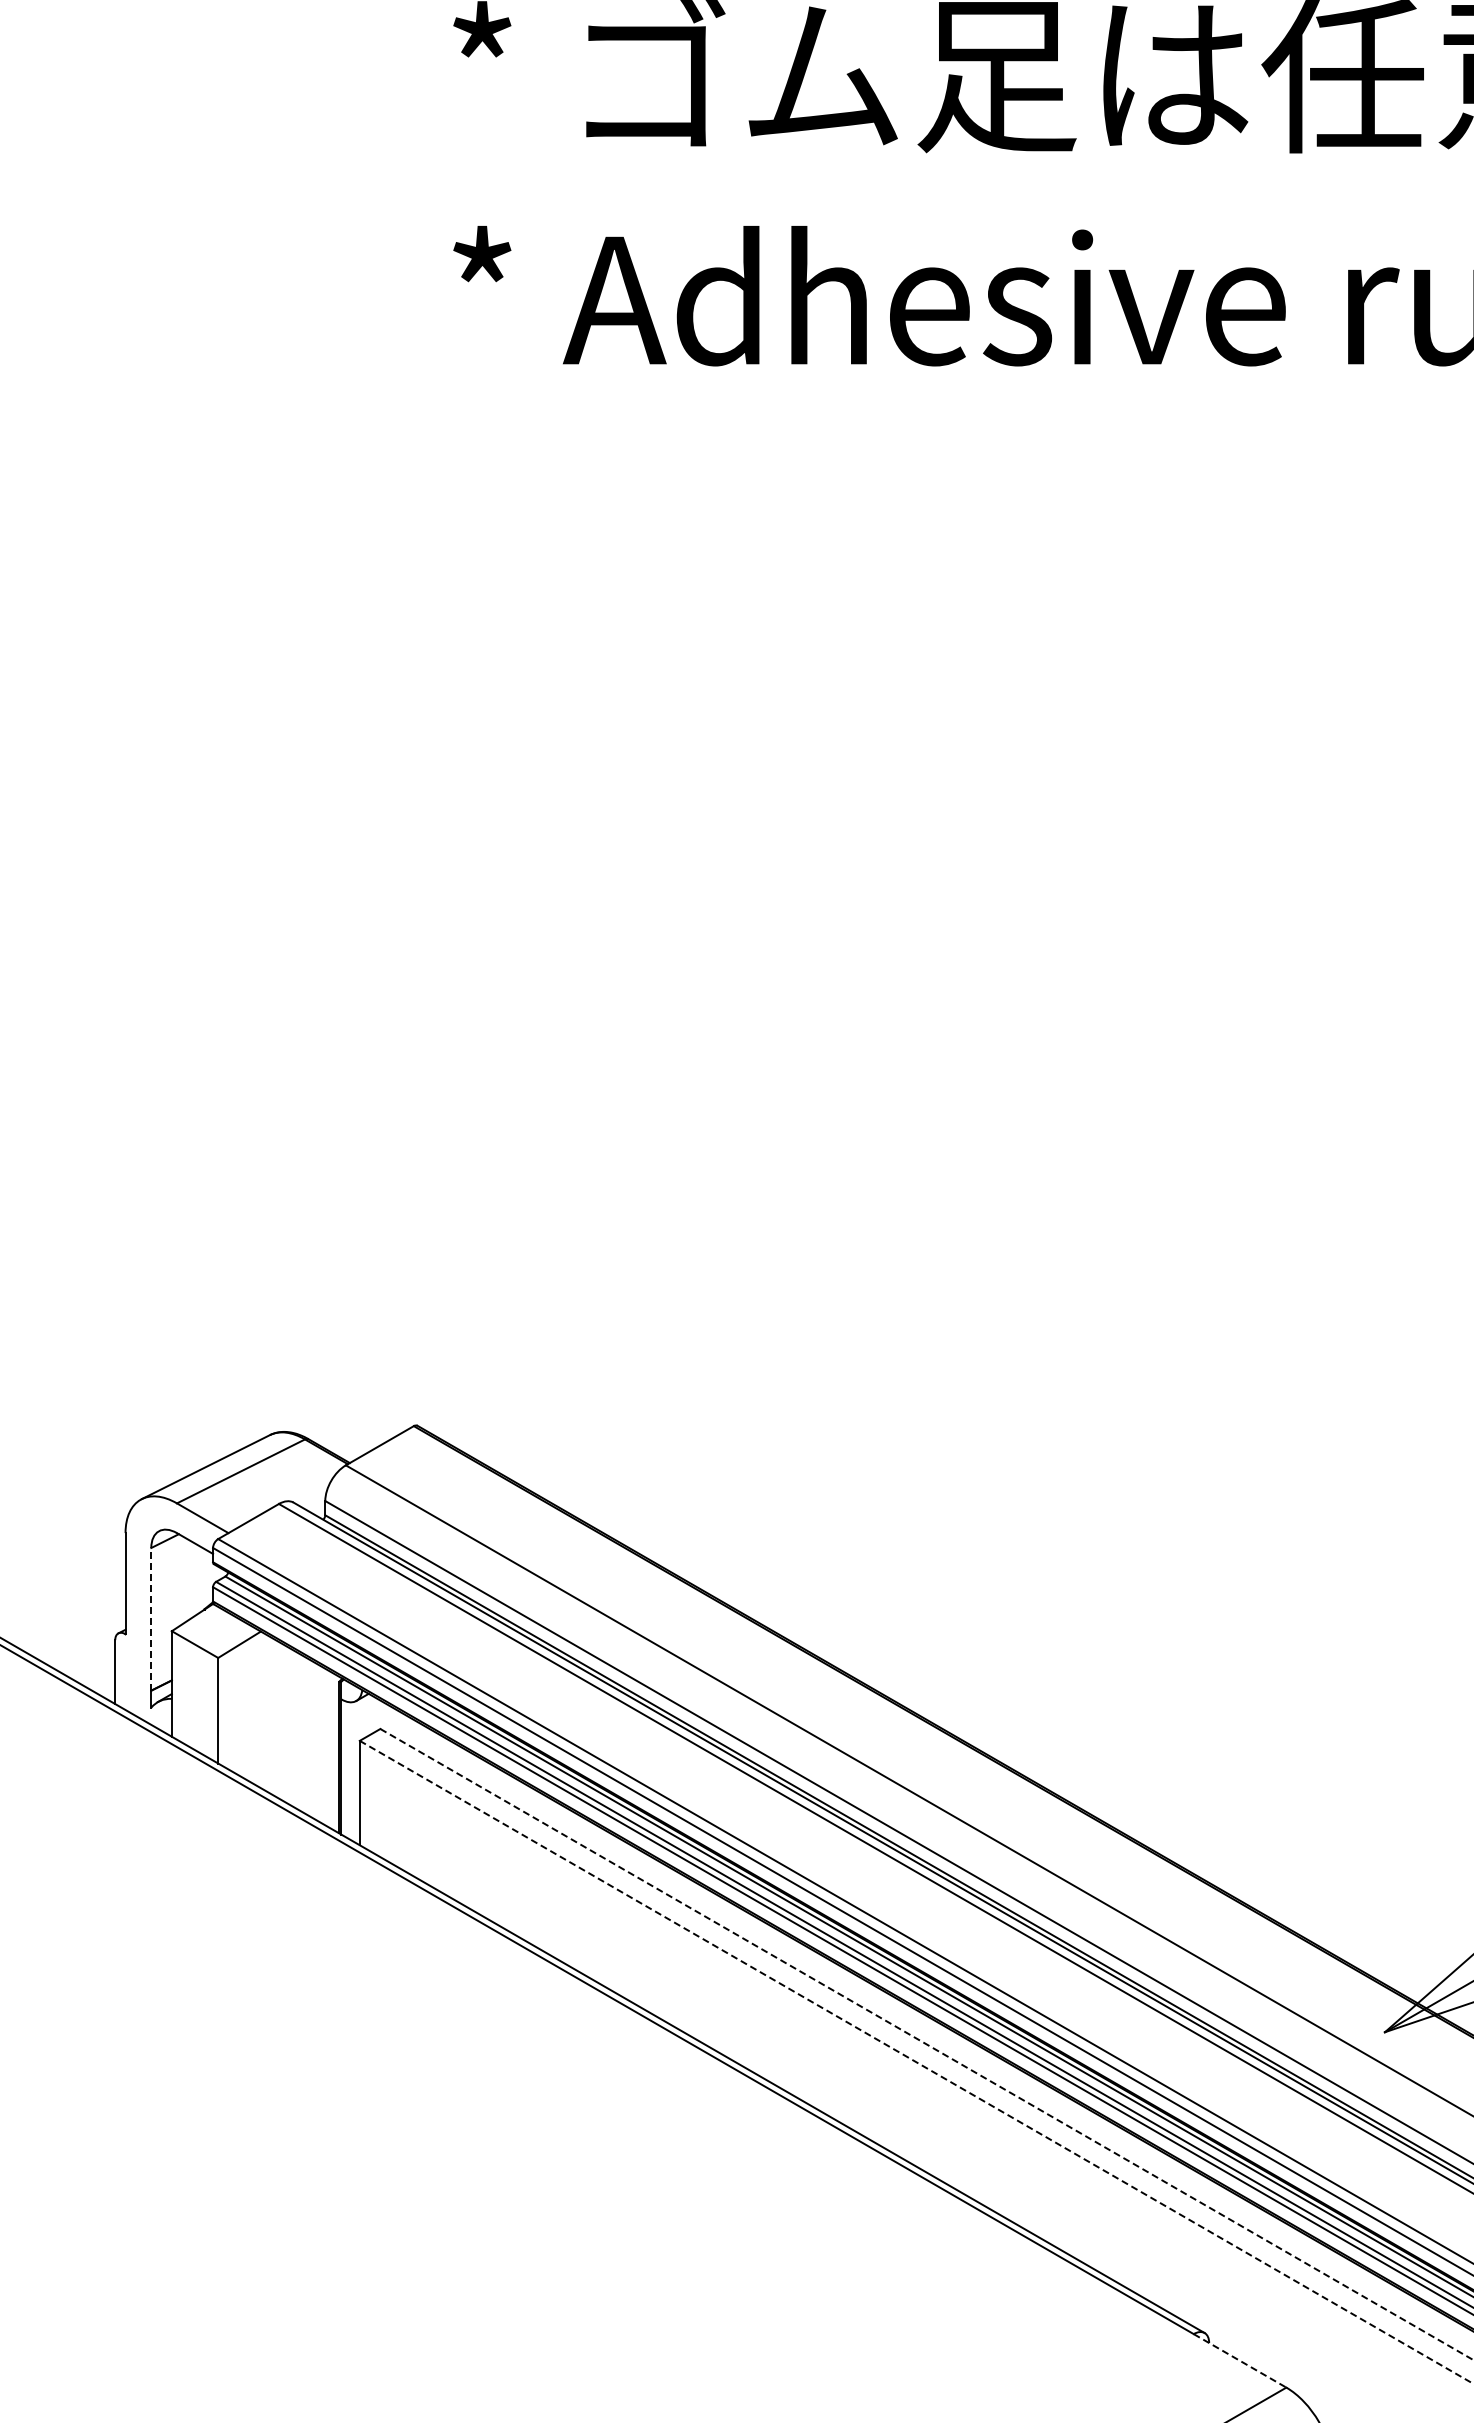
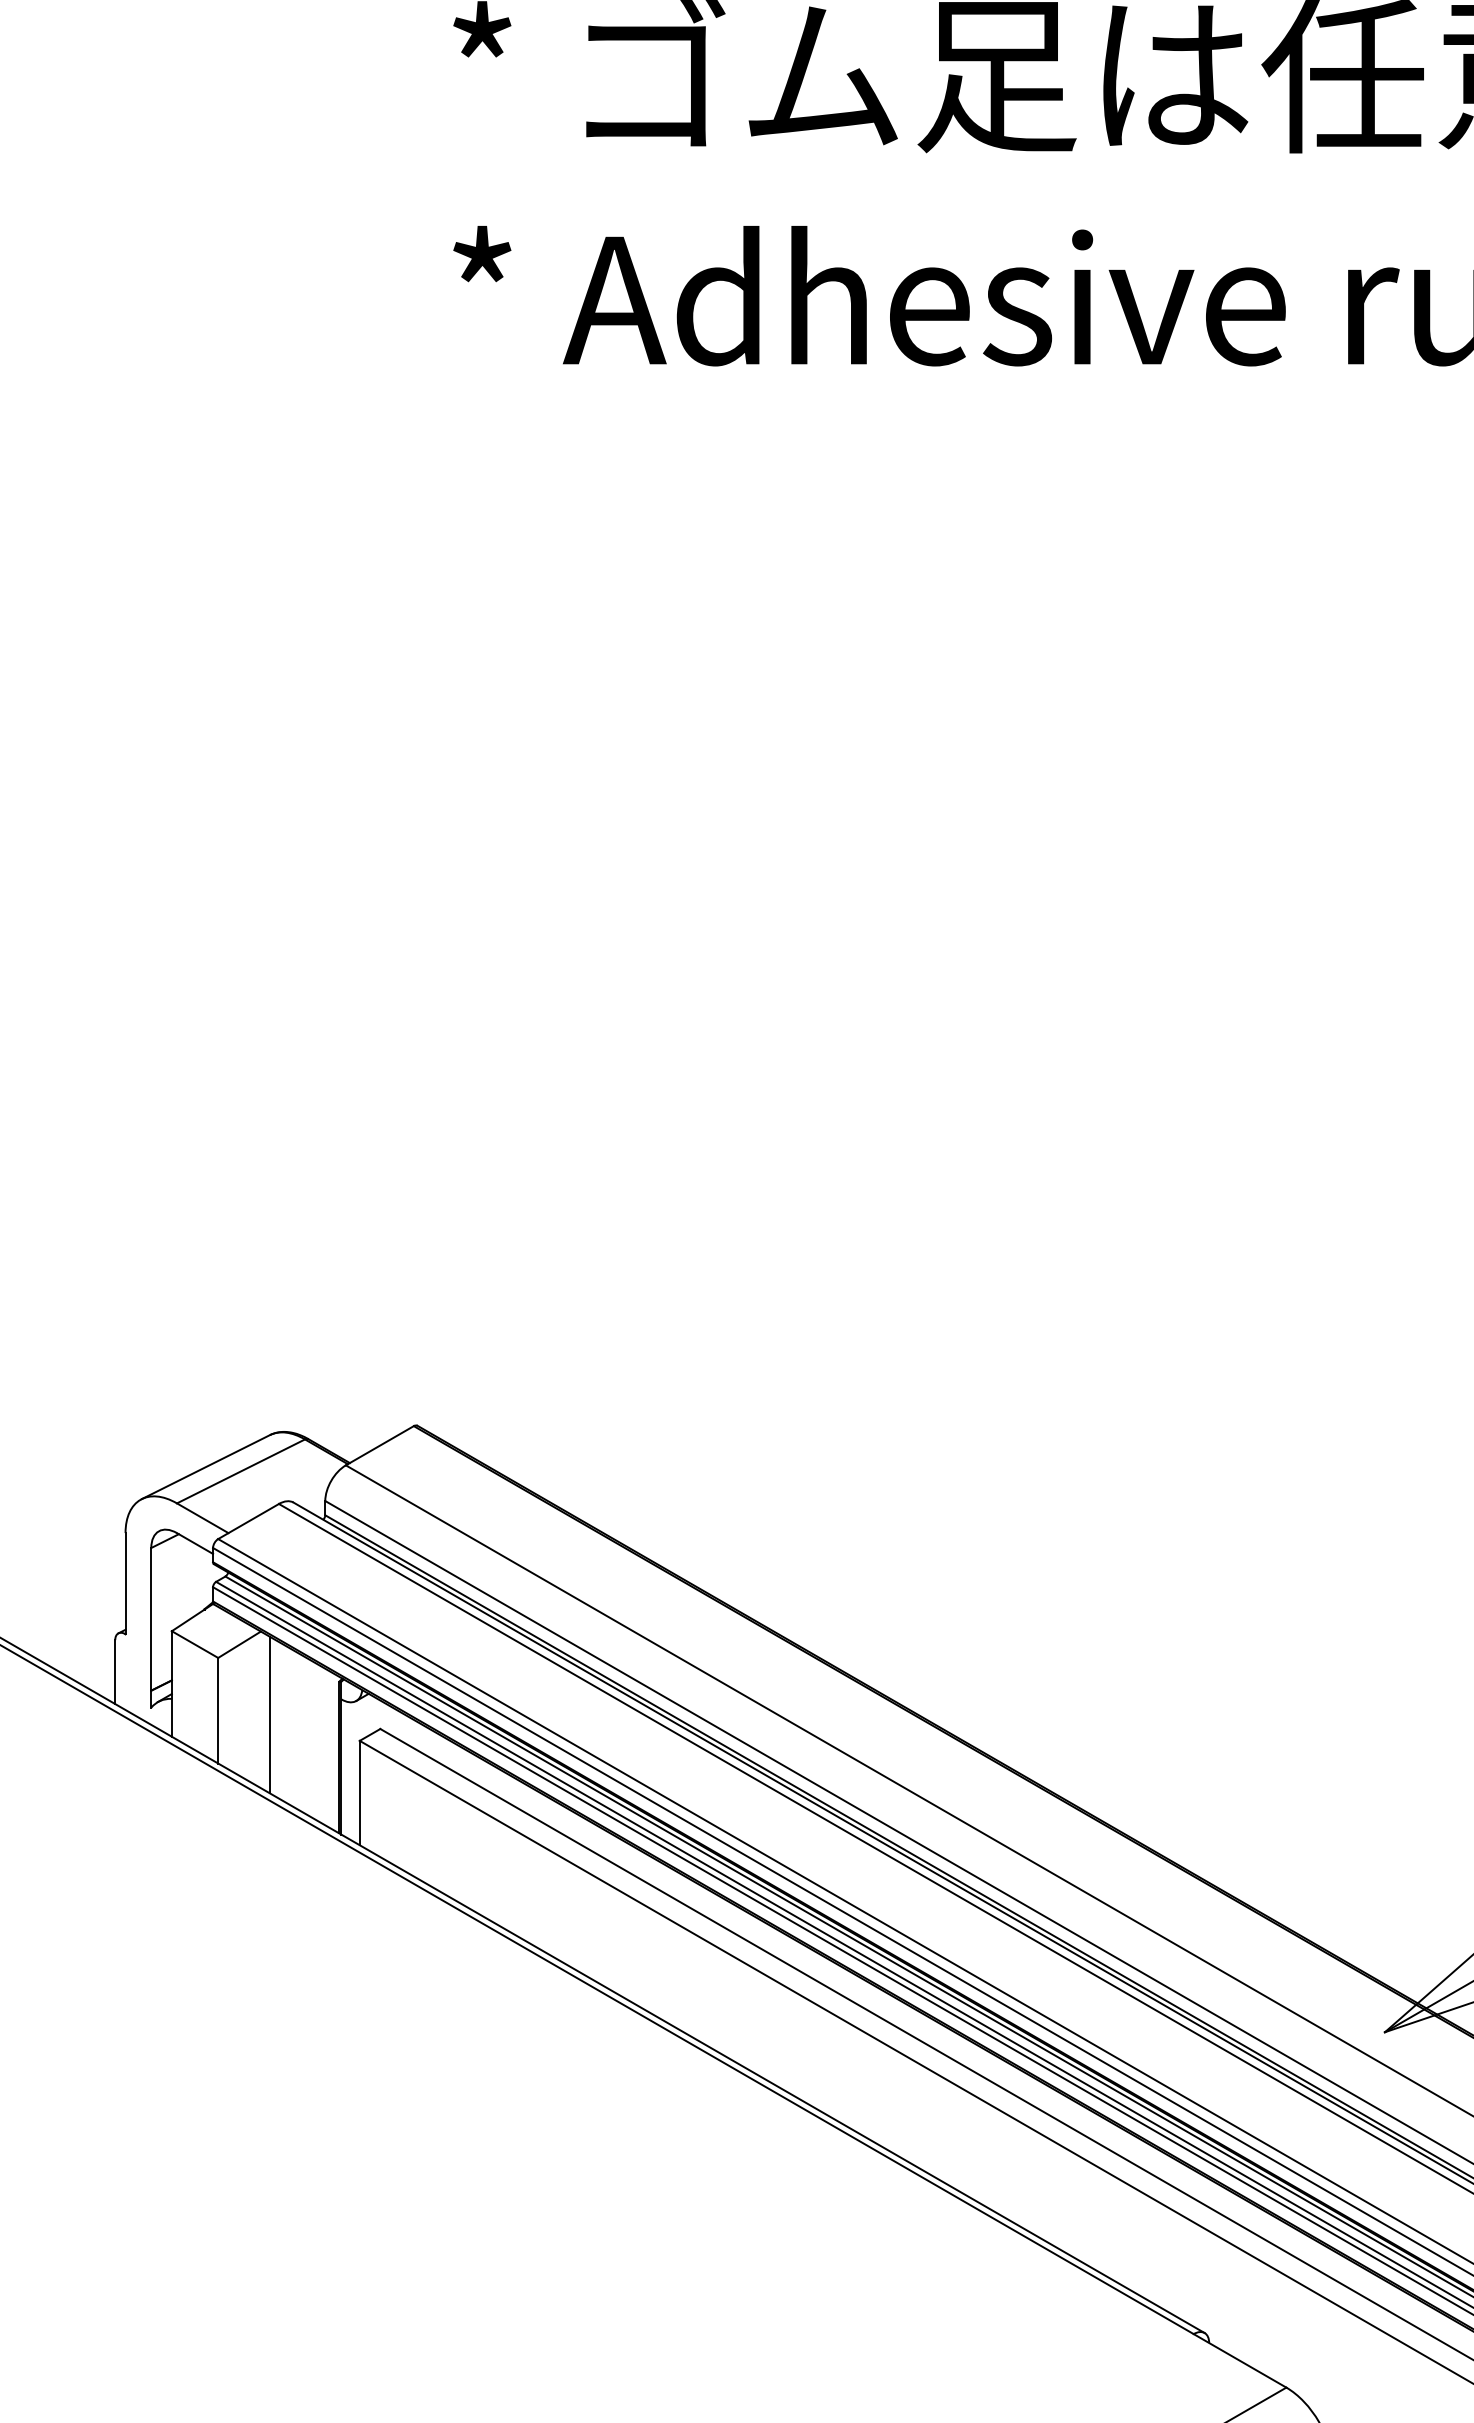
line: dashed -> solid (151, 1618)
line: none -> present (269, 1714)
line: dashed -> solid (927, 2044)
line: dashed -> solid (916, 2062)
line: dashed -> solid (1240, 2361)
